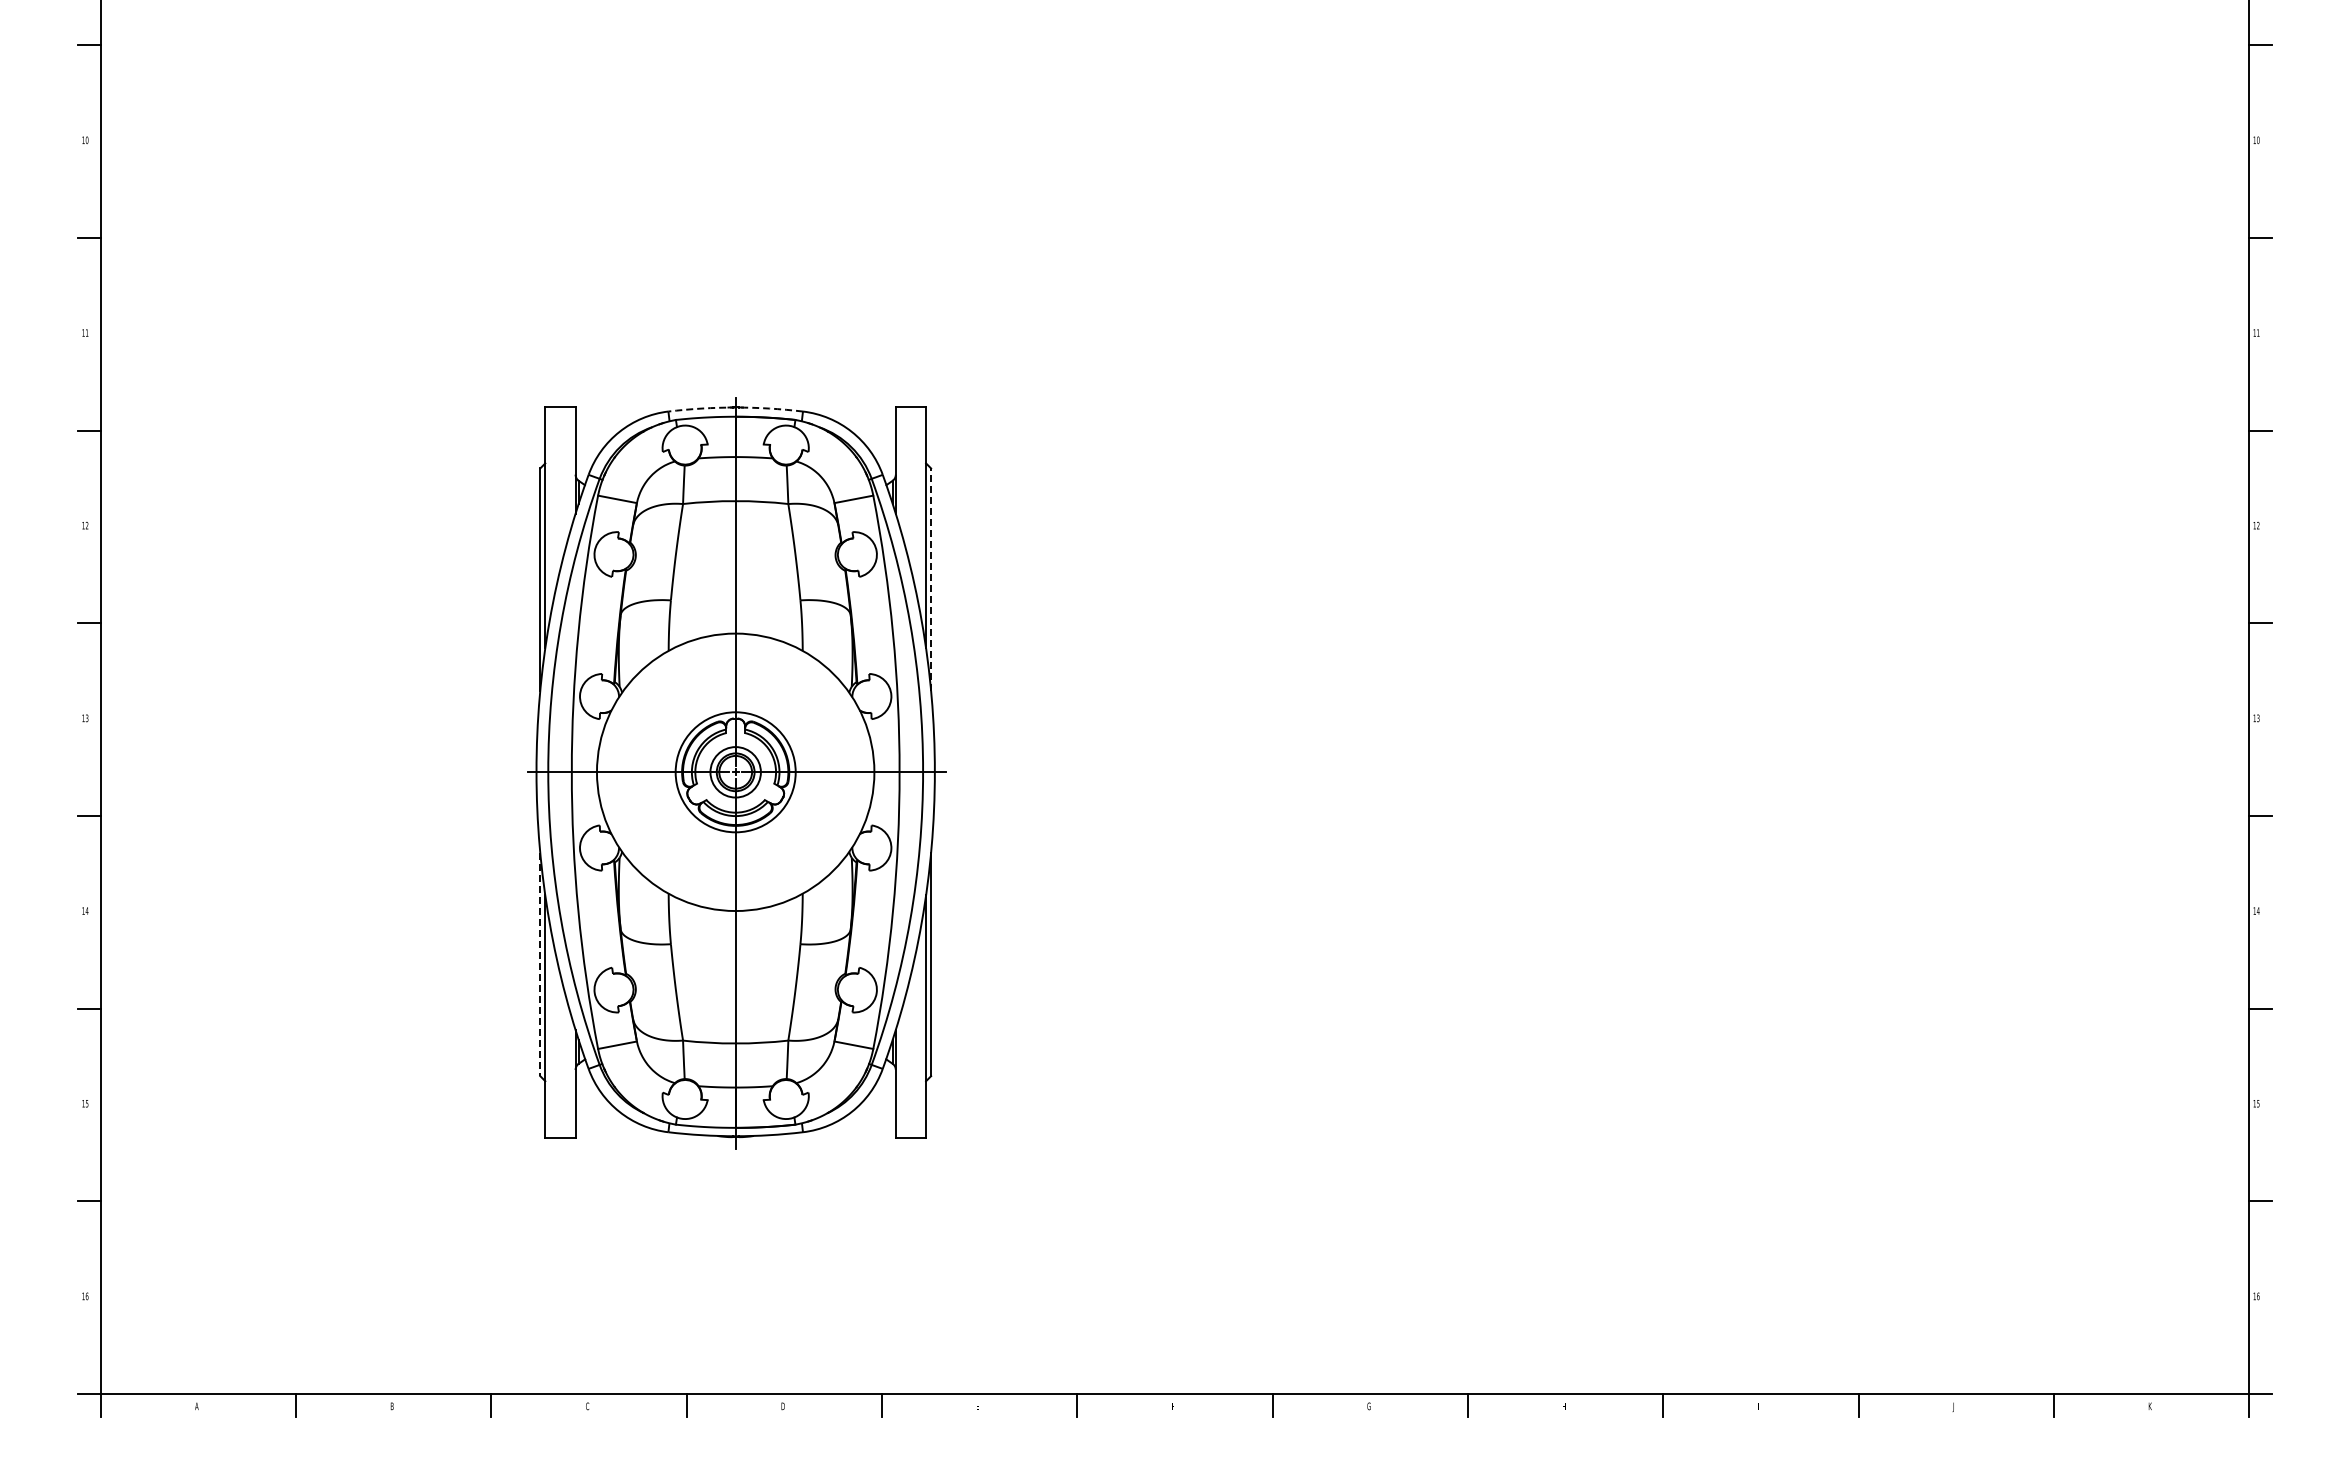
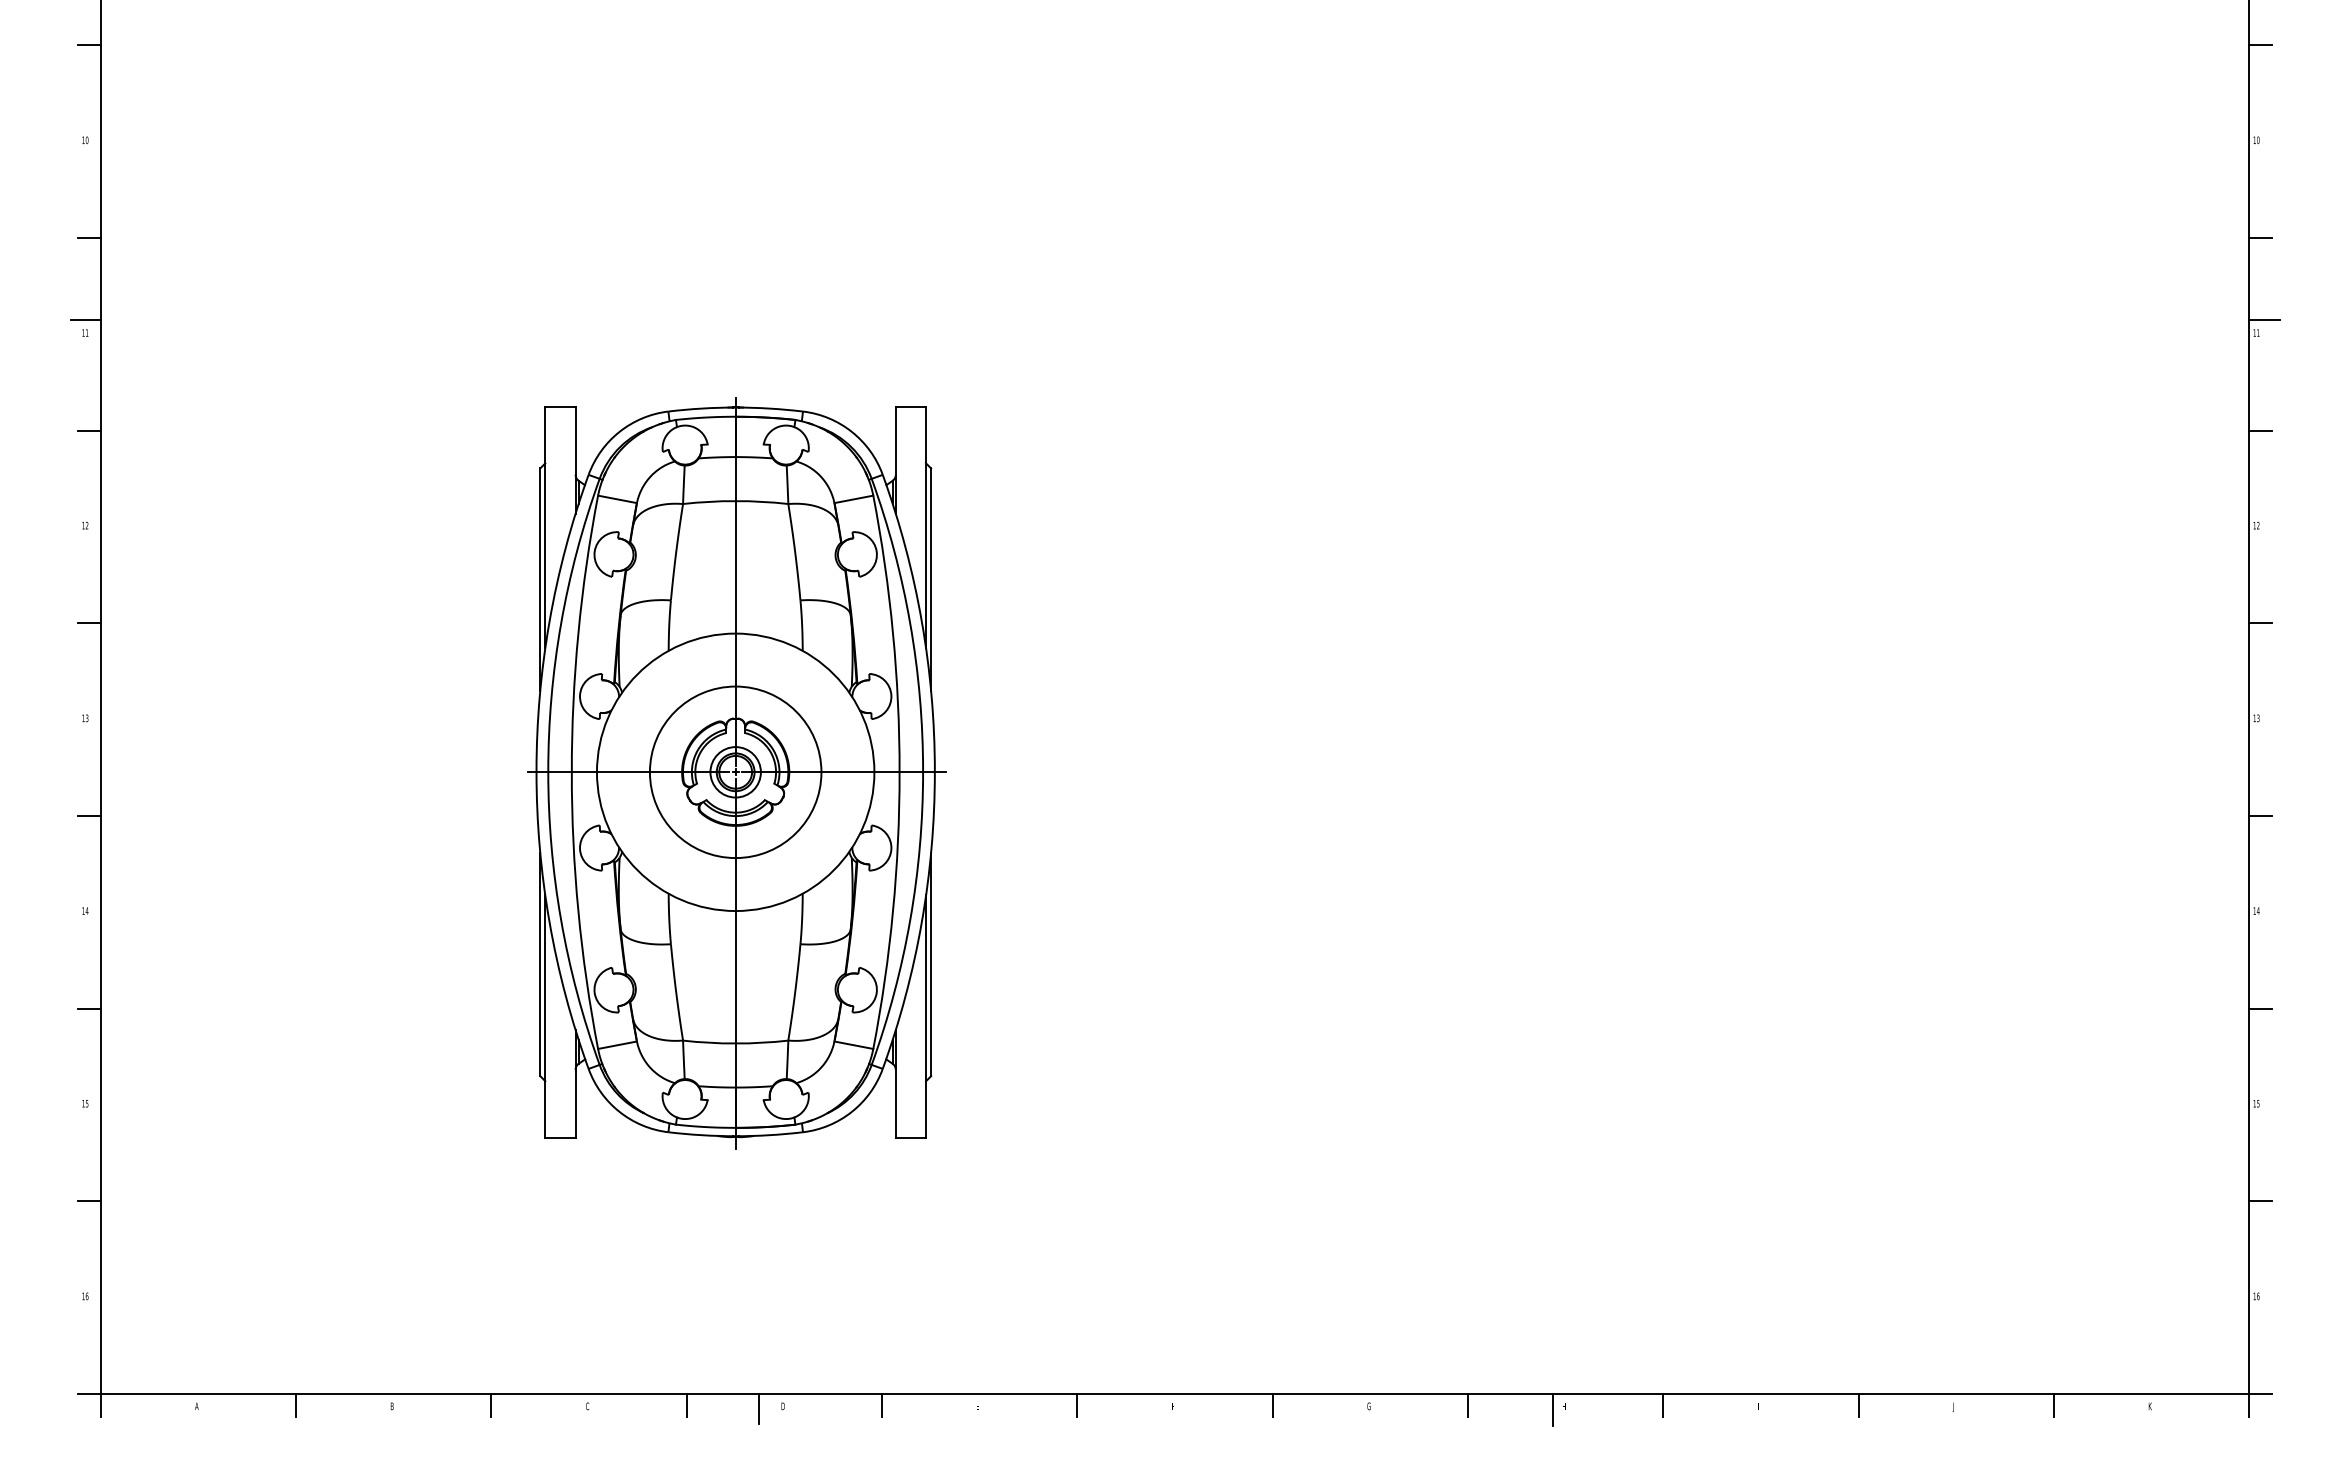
line: none -> present (85, 319)
line: none -> present (2264, 319)
arc: dashed -> solid (735, 407)
line: dashed -> solid (931, 579)
circle diameter: 120 px -> 172 px (735, 772)
line: dashed -> solid (540, 964)
line: none -> present (758, 1409)
line: none -> present (1553, 1410)
